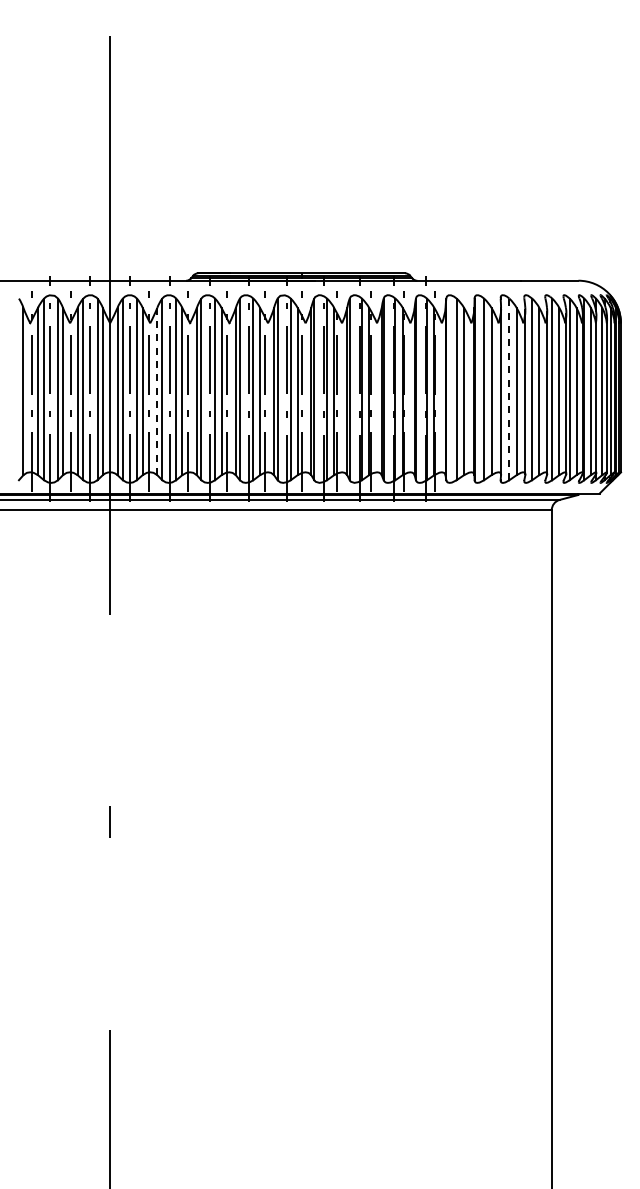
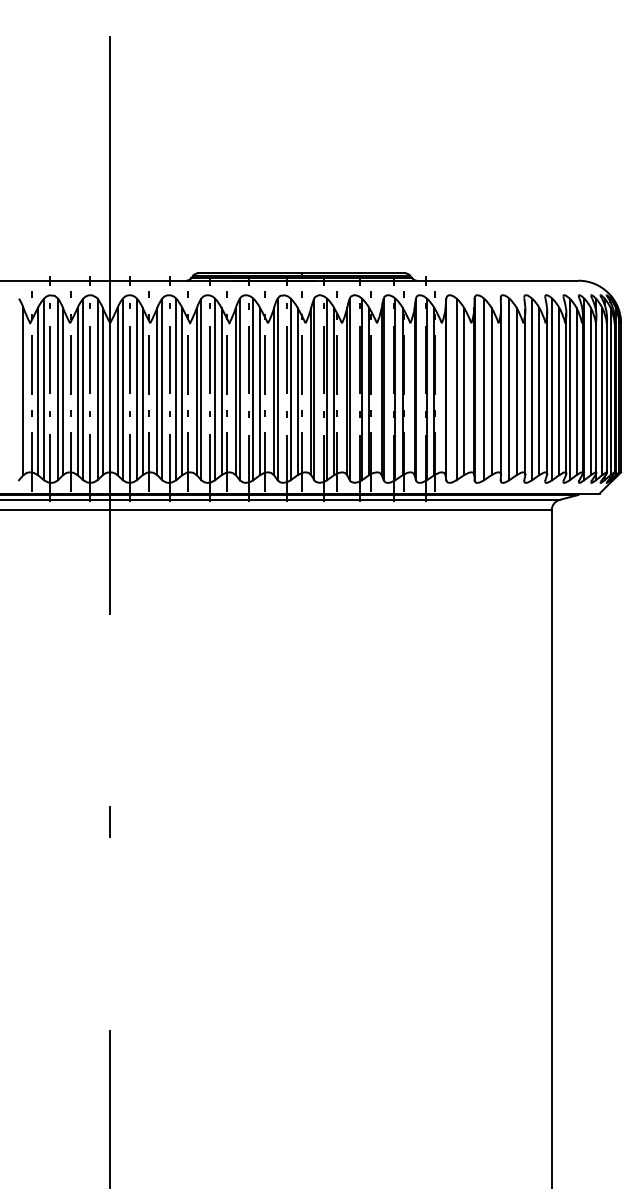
line: dashed -> solid (509, 389)
line: dashed -> solid (157, 391)
